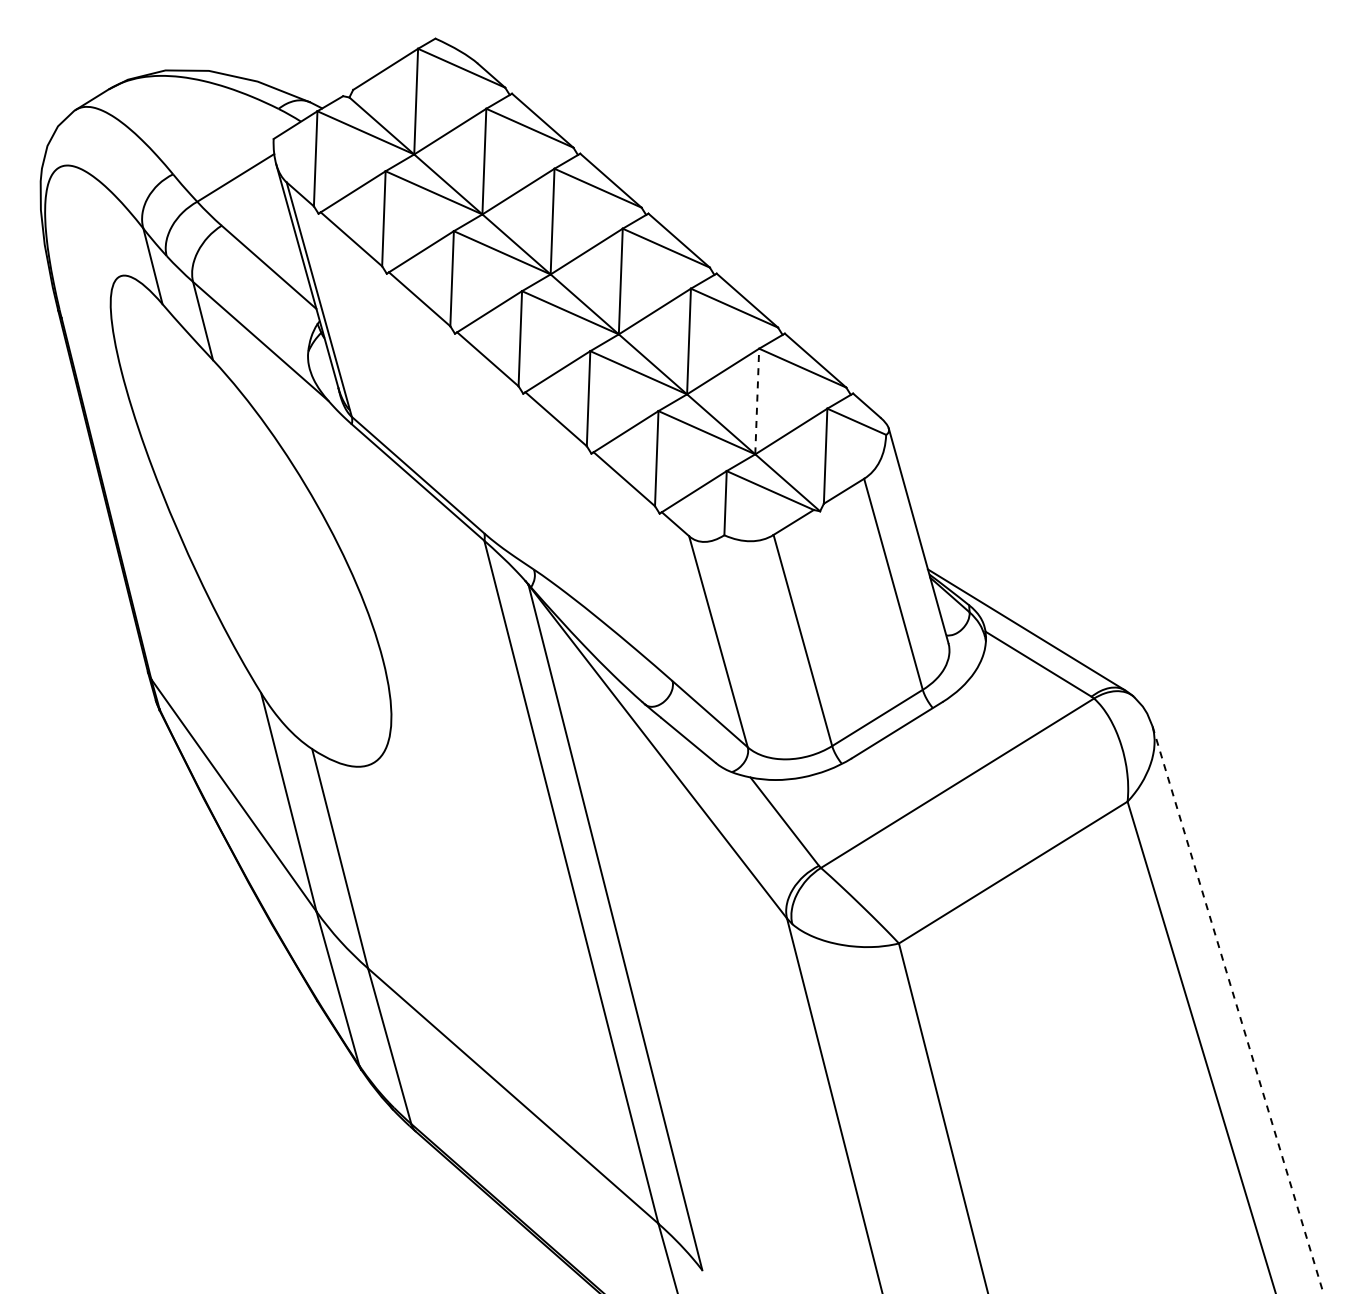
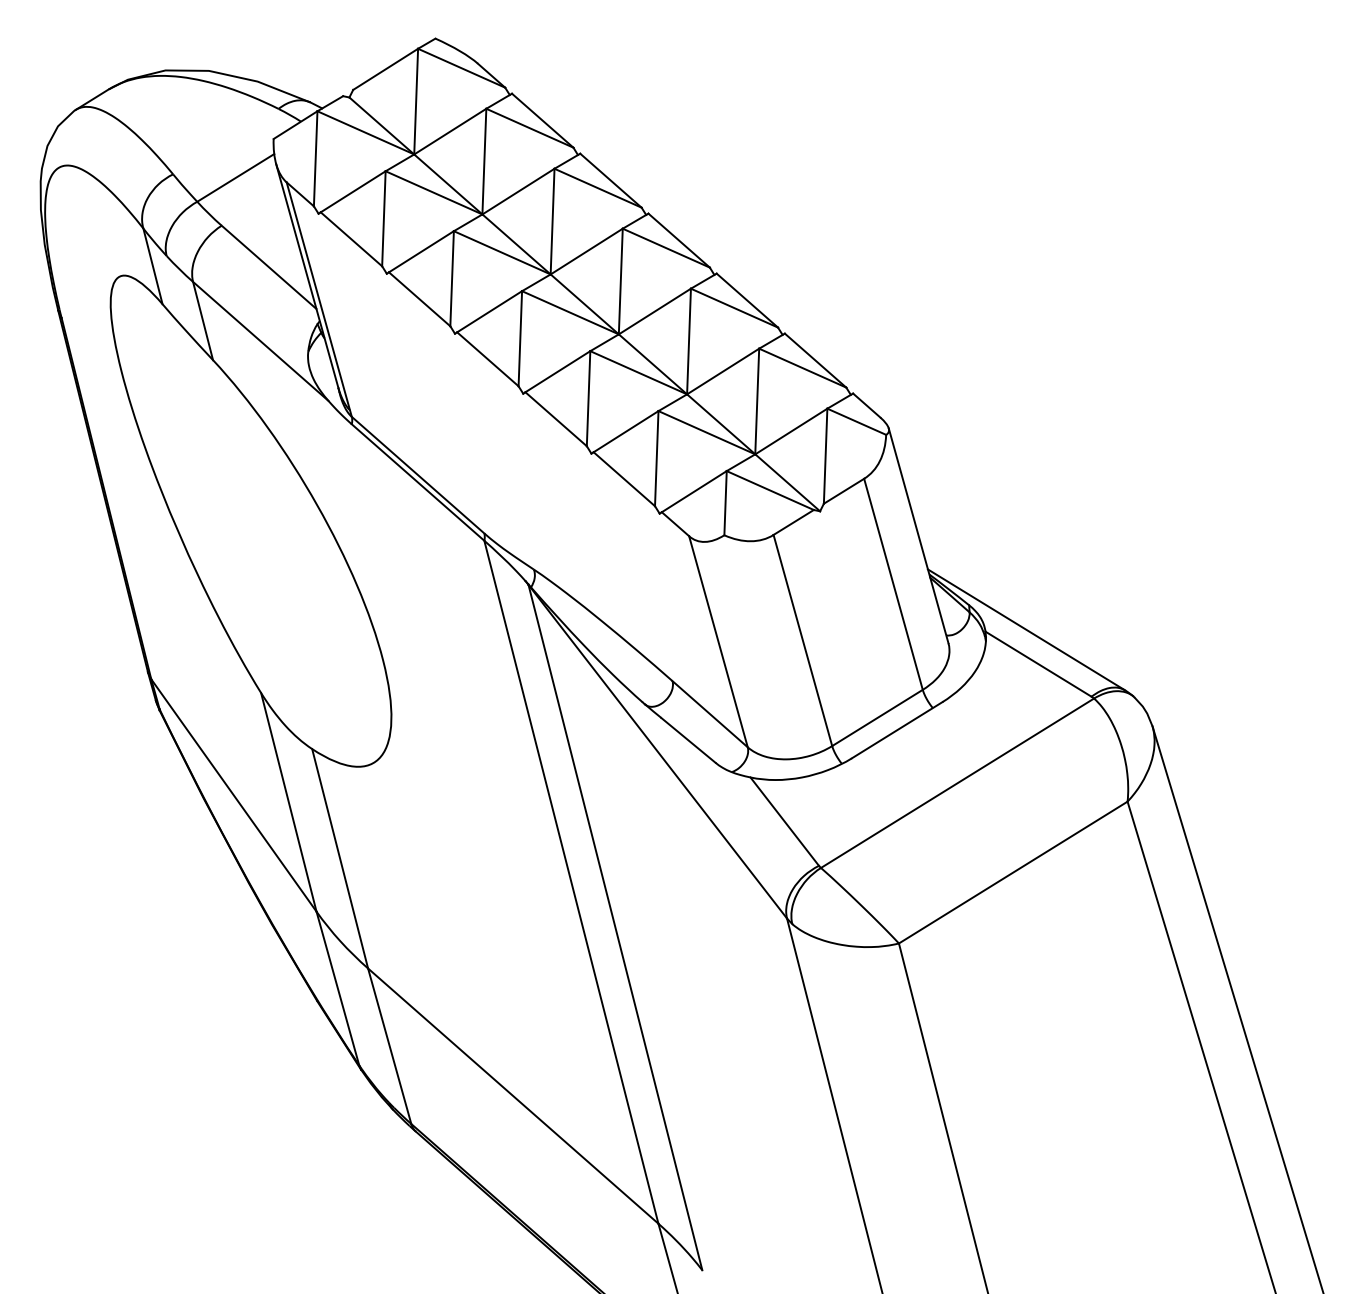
line: dashed -> solid (757, 401)
line: dashed -> solid (1238, 1010)
